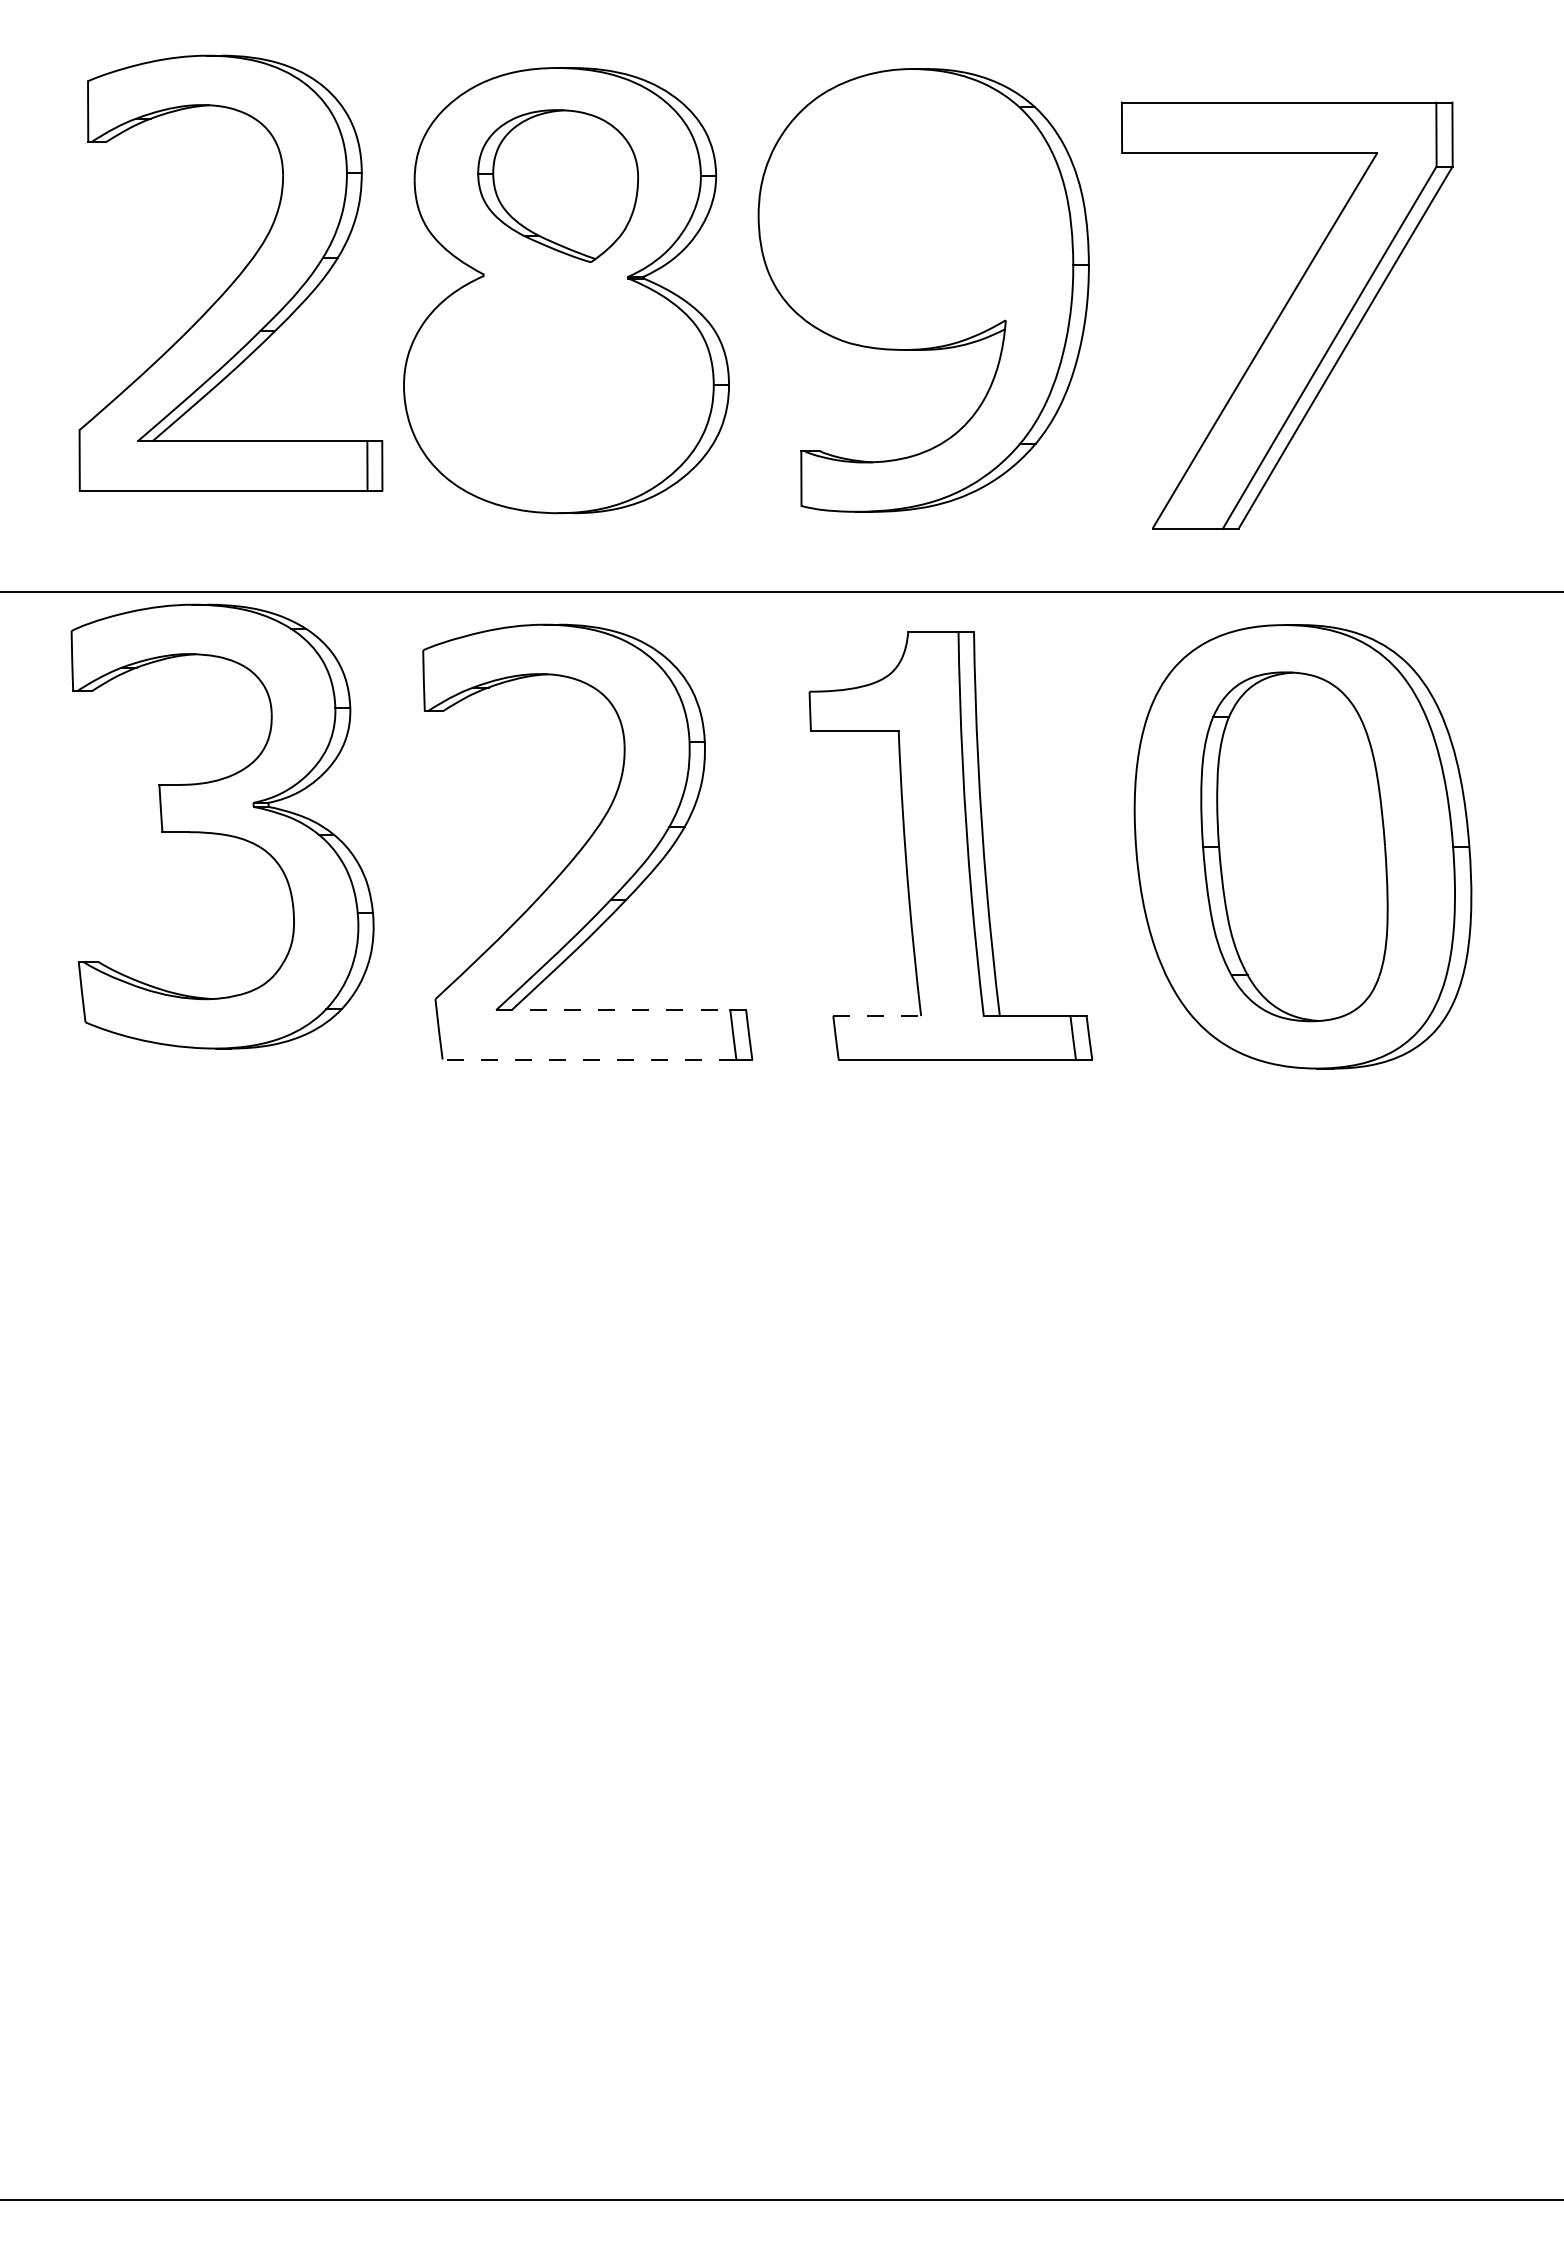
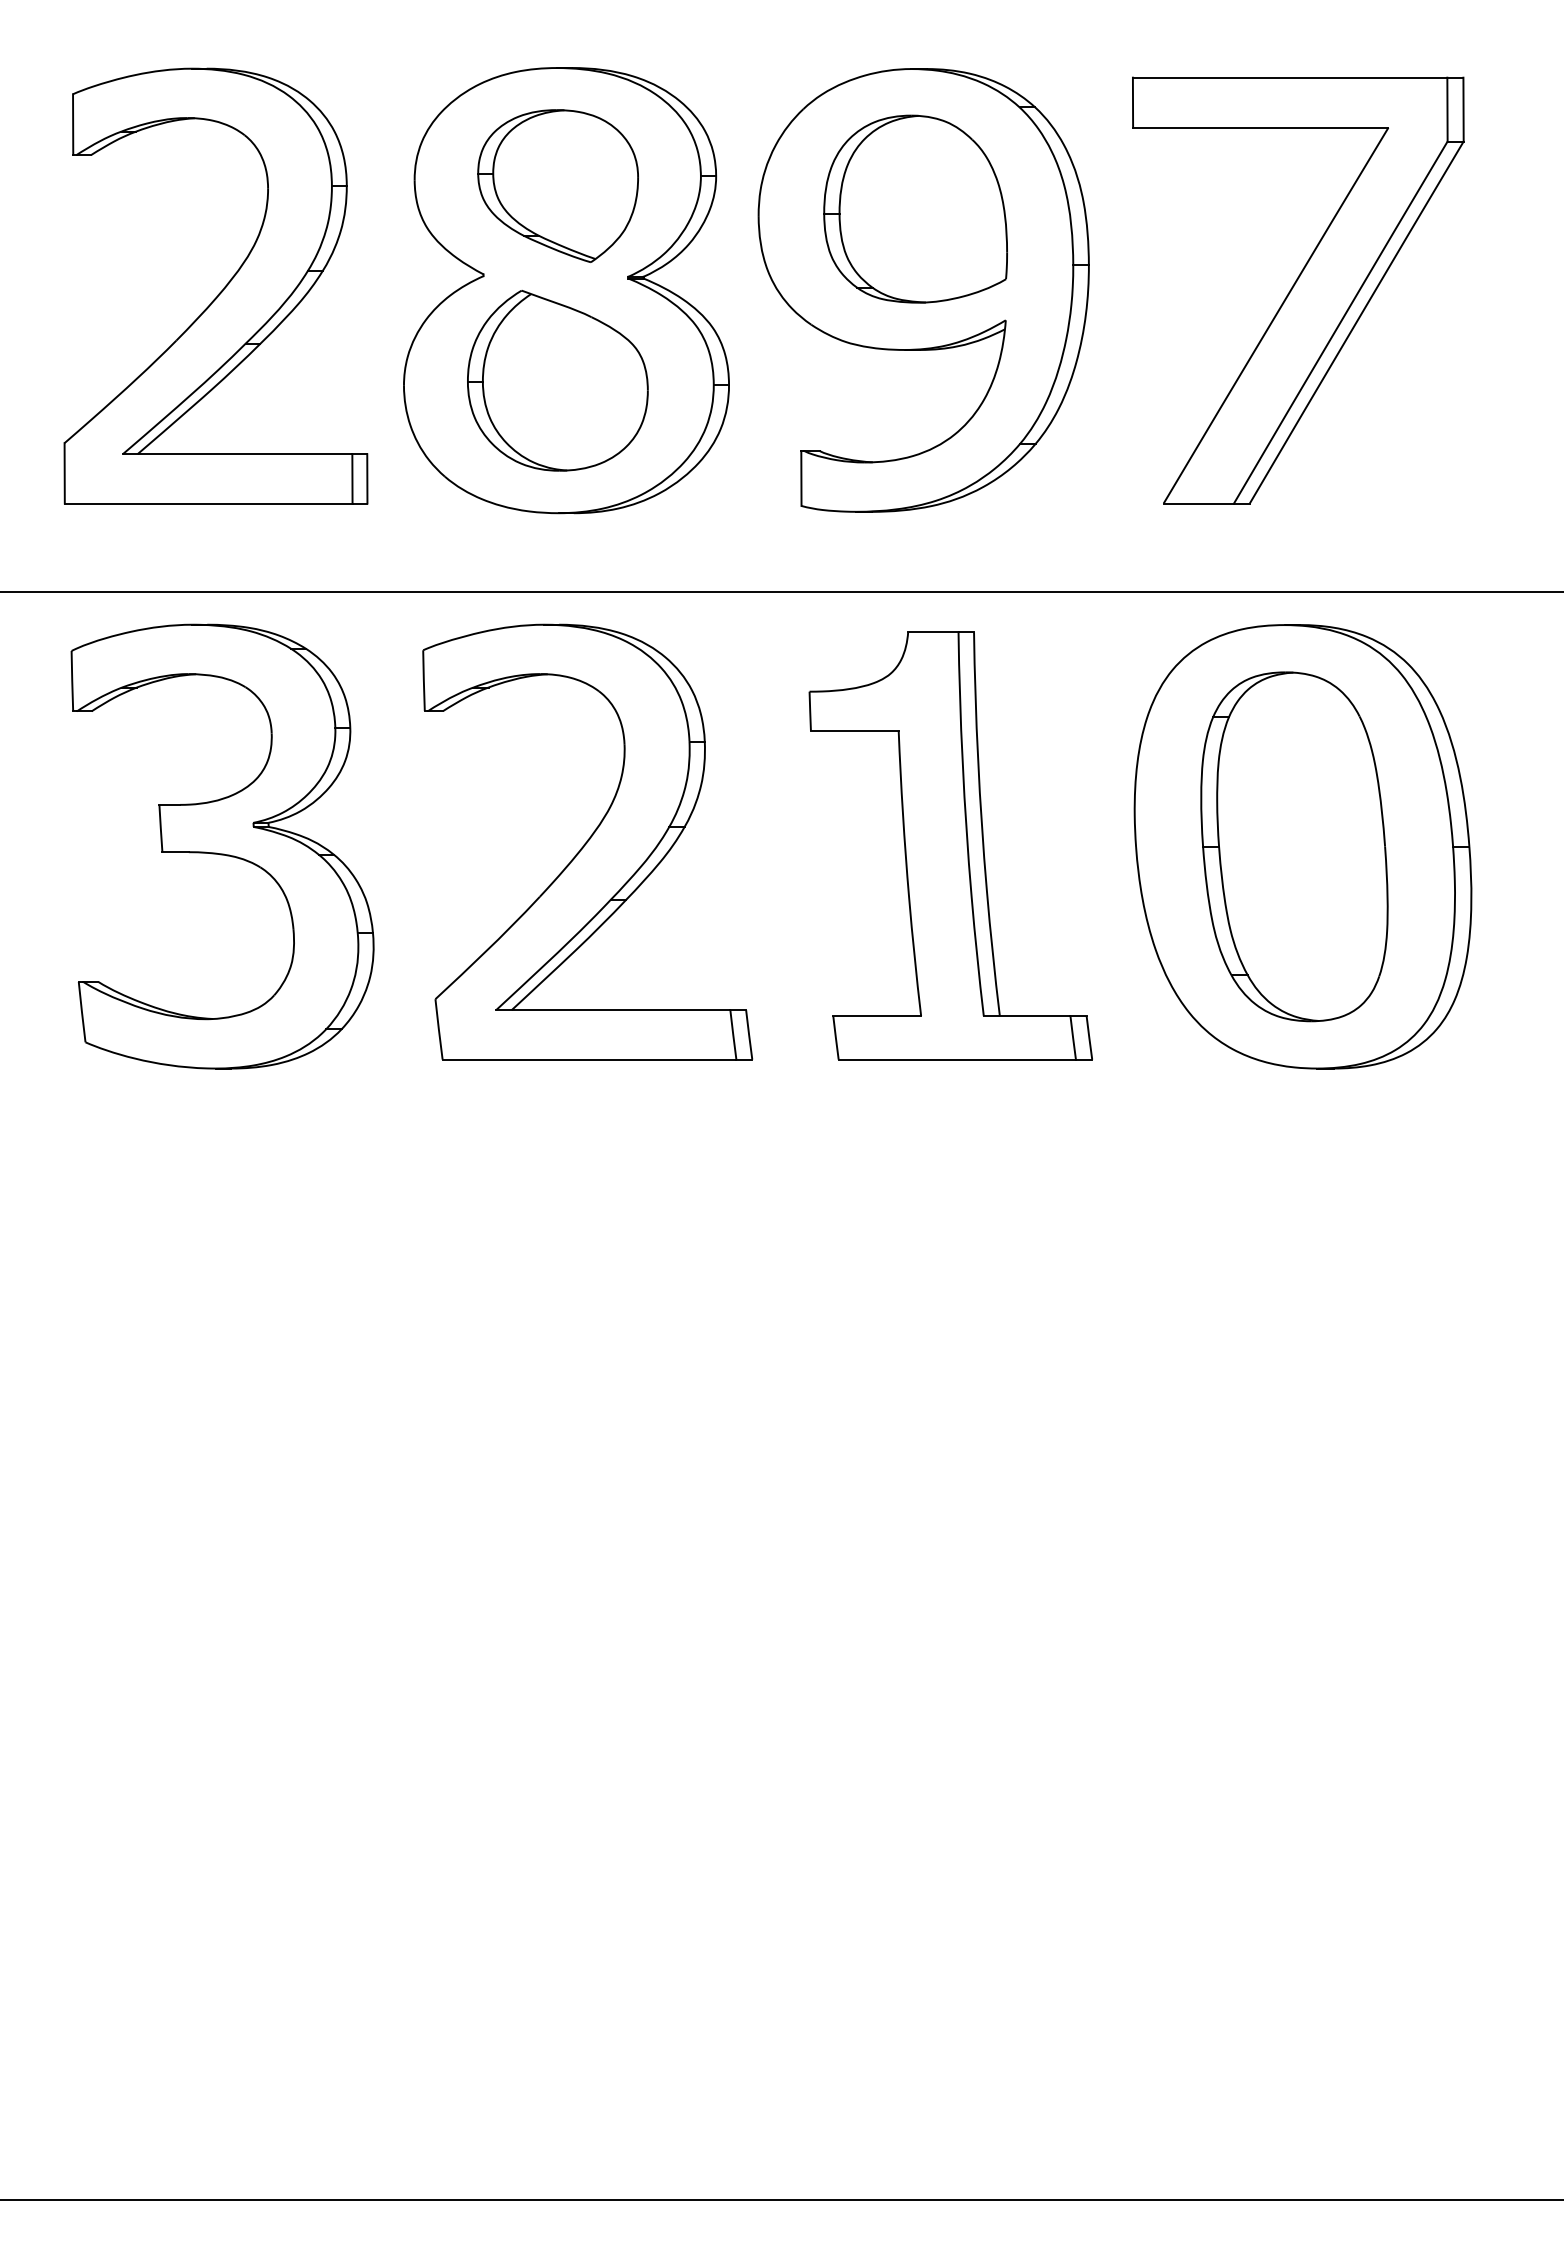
part: none -> present (915, 208)
part position: (236, 277) -> (221, 290) (221, 290)
part position: (1287, 315) -> (1298, 290) (1298, 290)
part: none -> present (557, 380)
part position: (222, 826) -> (222, 846) (222, 846)
line: dashed -> solid (613, 1010)
line: dashed -> solid (877, 1016)
line: dashed -> solid (589, 1059)
